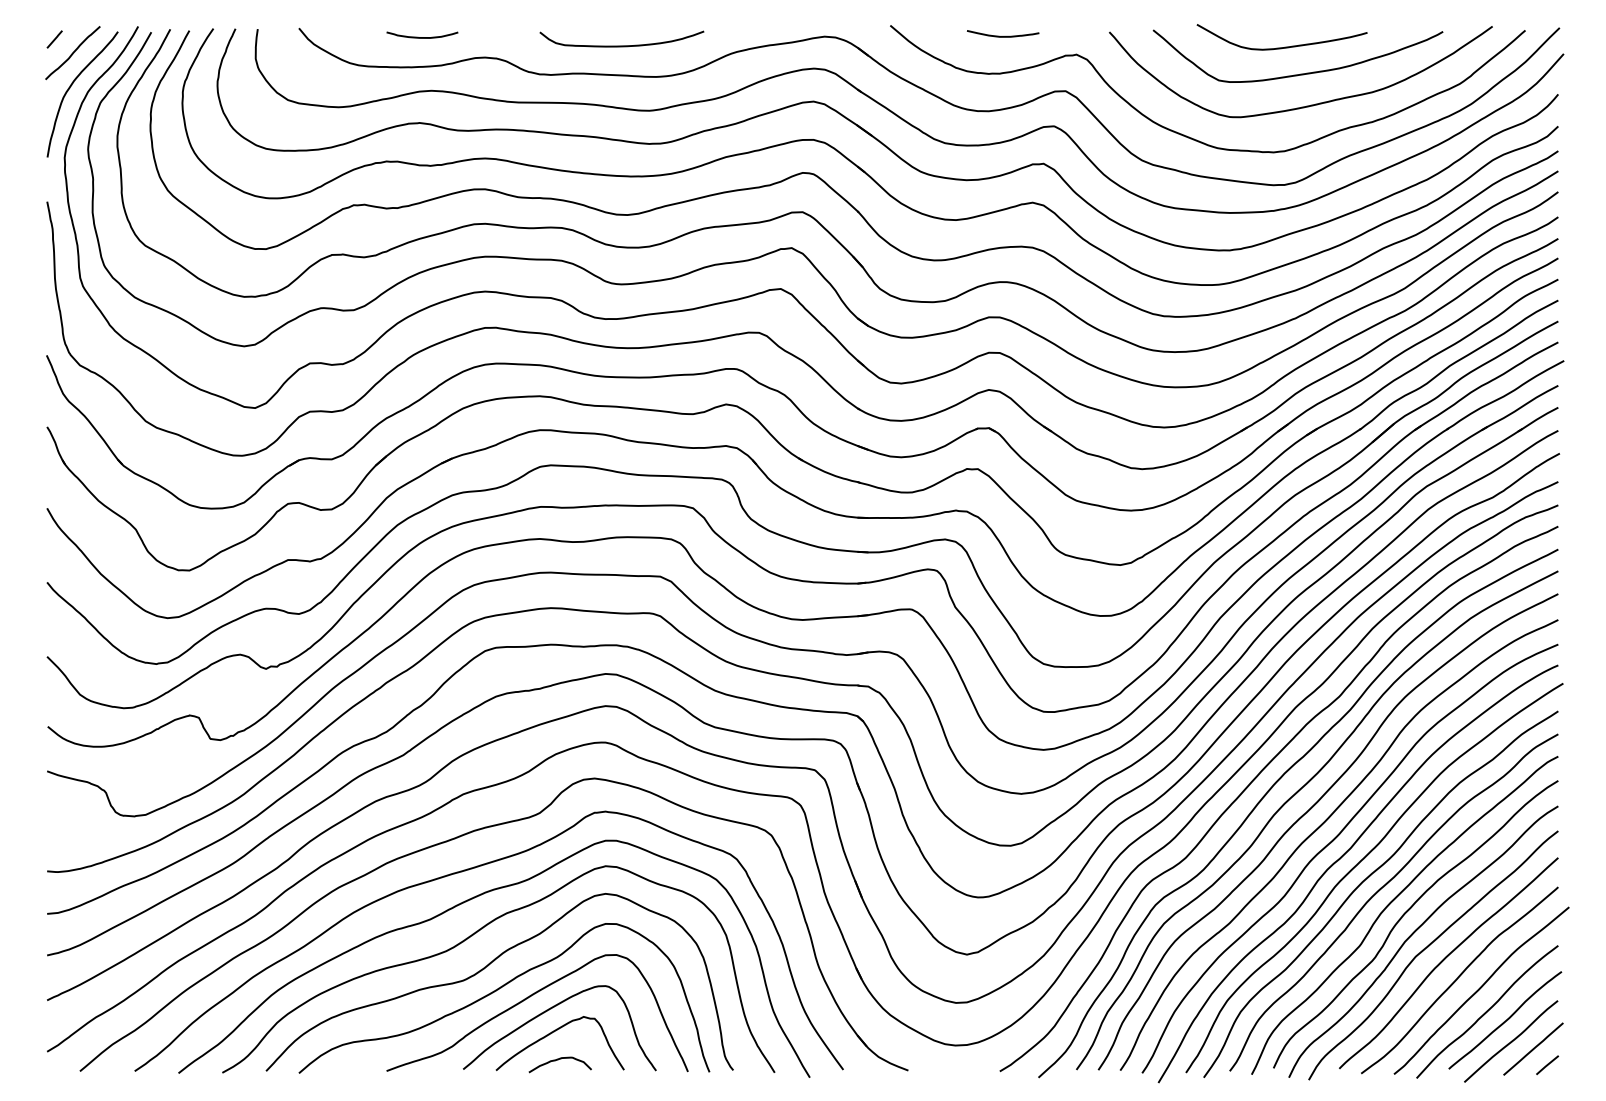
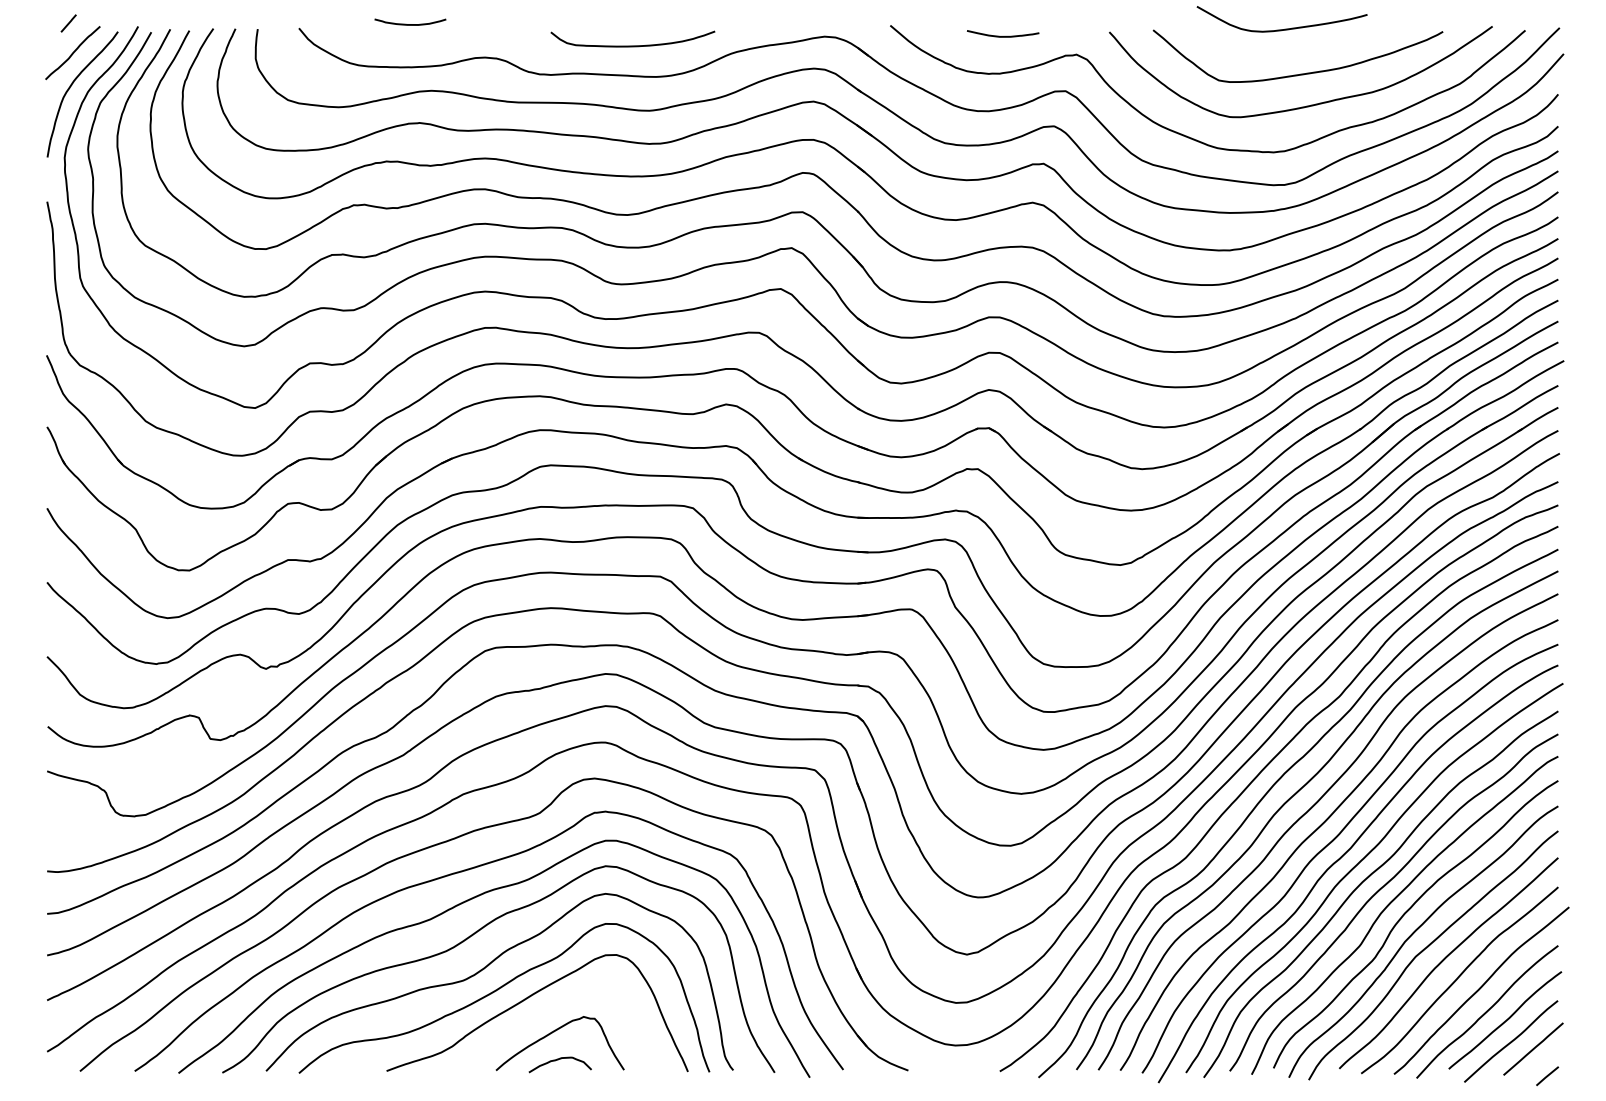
curve position: (422, 37) -> (410, 24) (410, 24)
line position: (54, 39) -> (68, 23) (68, 23)
curve position: (621, 45) -> (632, 45) (632, 45)
curve position: (1284, 46) -> (1284, 28) (1284, 28)
curve: present -> none (549, 1010)
line position: (1547, 1065) -> (1547, 1076) (1547, 1076)
